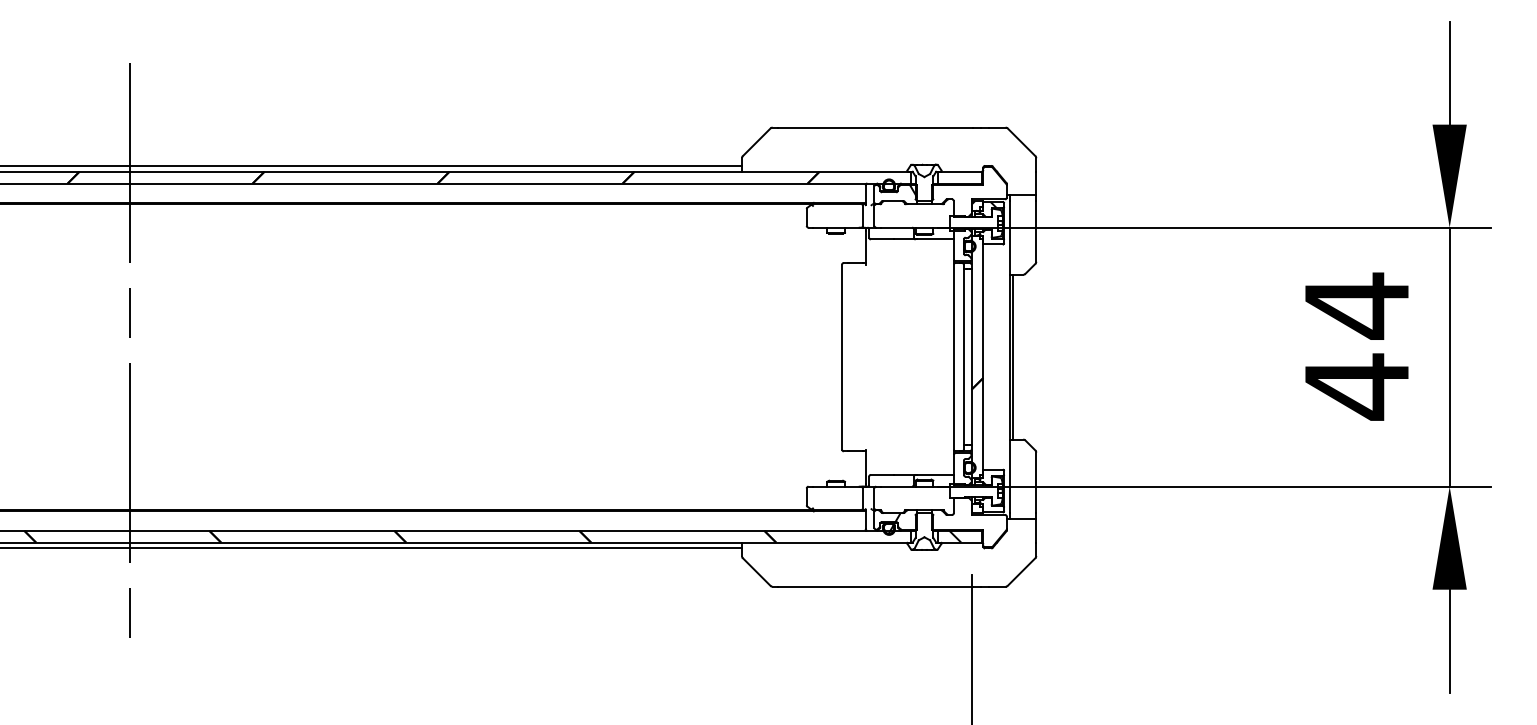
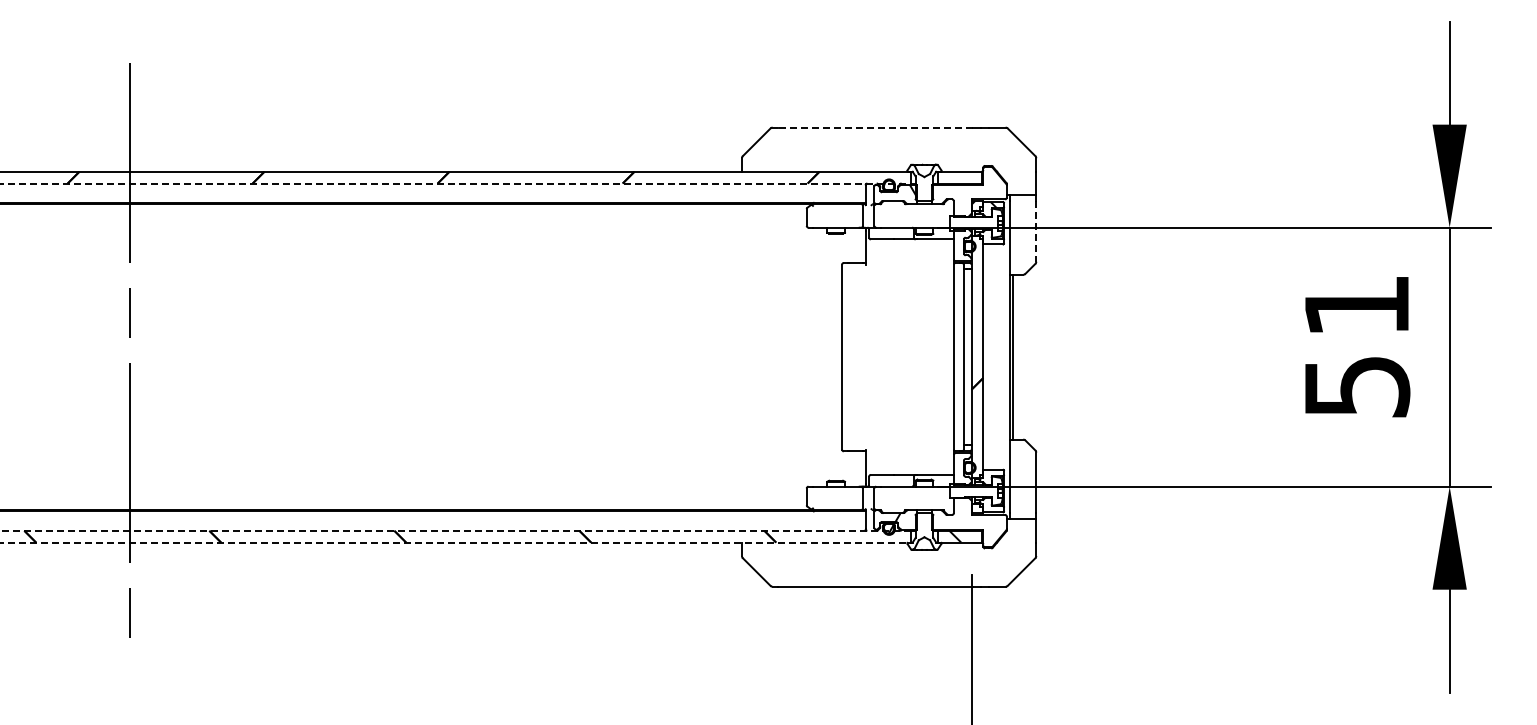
line: solid -> dashed (875, 127)
line: present -> none (371, 165)
line: solid -> dashed (456, 183)
line: solid -> dashed (1036, 231)
text: 44 -> 51 (1357, 346)
line: solid -> dashed (455, 530)
line: solid -> dashed (456, 542)
line: present -> none (371, 548)
